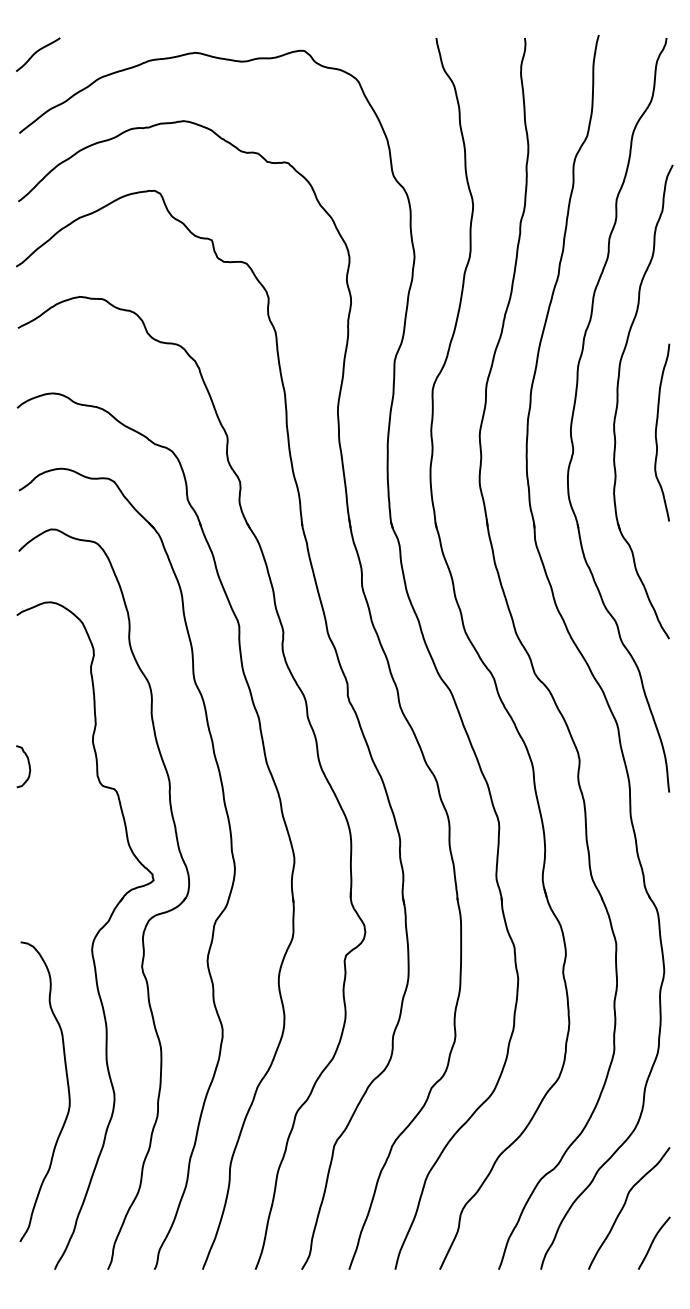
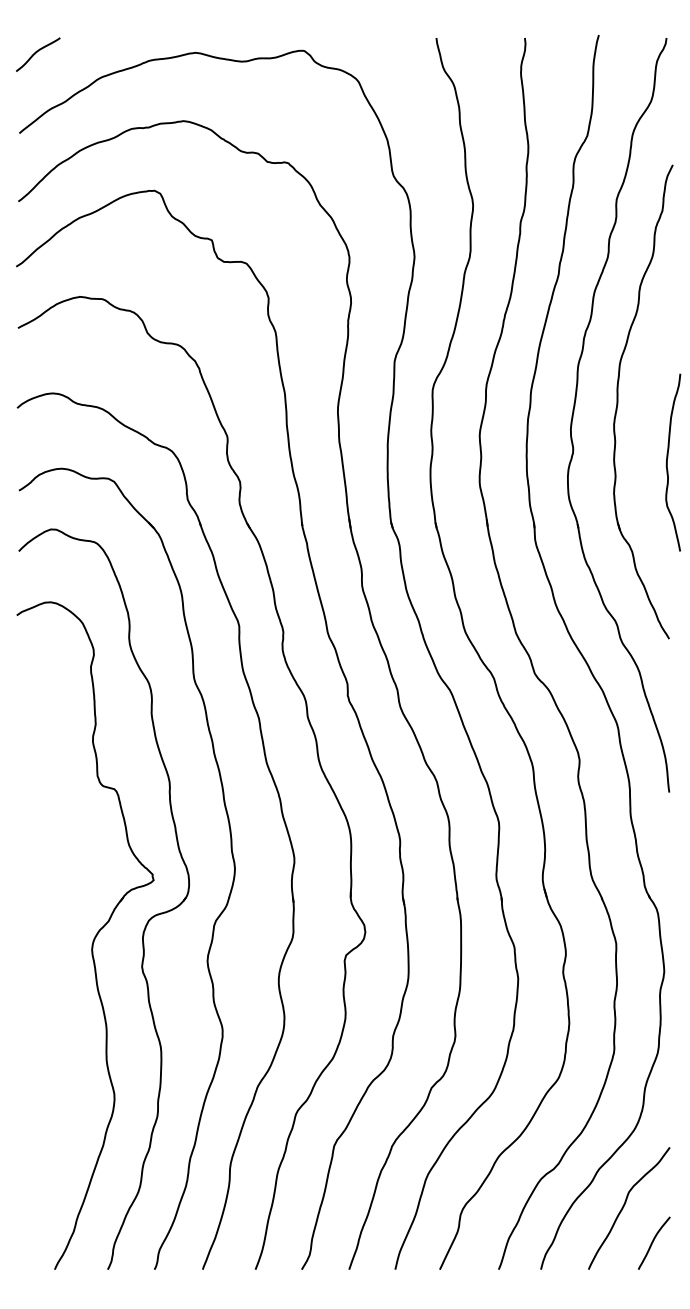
curve position: (656, 432) -> (667, 462) (667, 462)
curve: present -> none (28, 766)
curve: present -> none (67, 1089)
